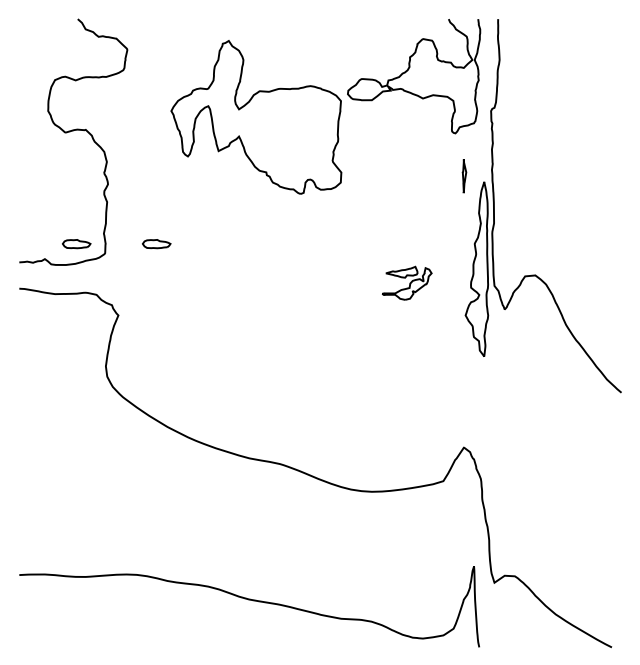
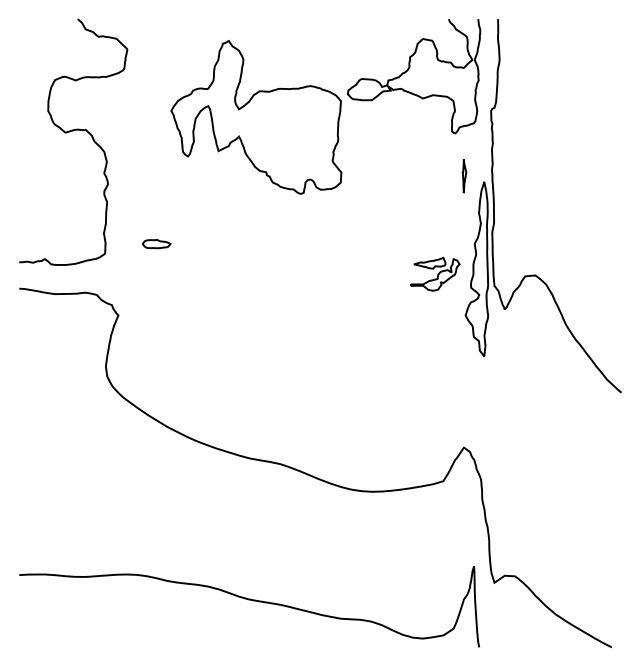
part: present -> none (76, 244)
part position: (407, 282) -> (435, 273) (435, 273)
